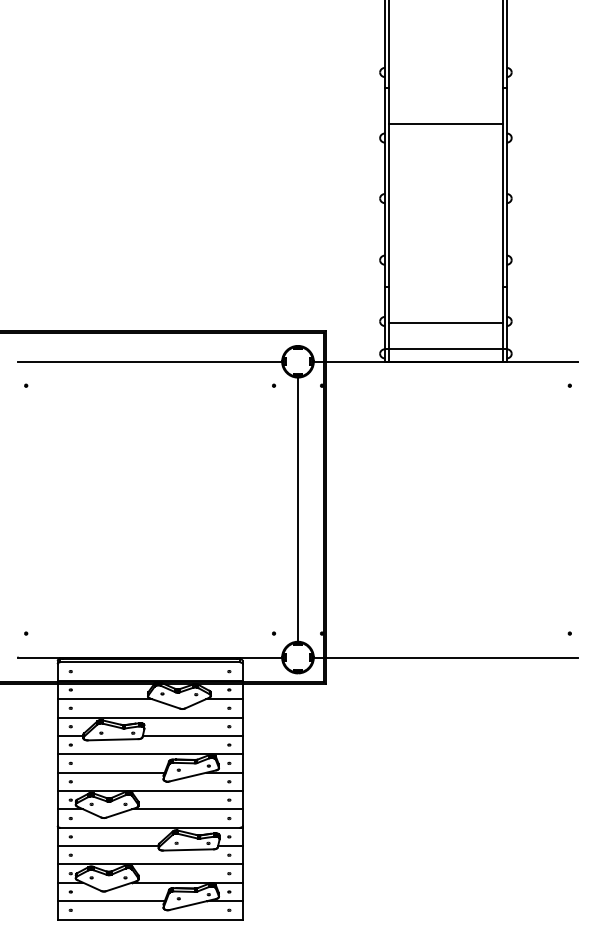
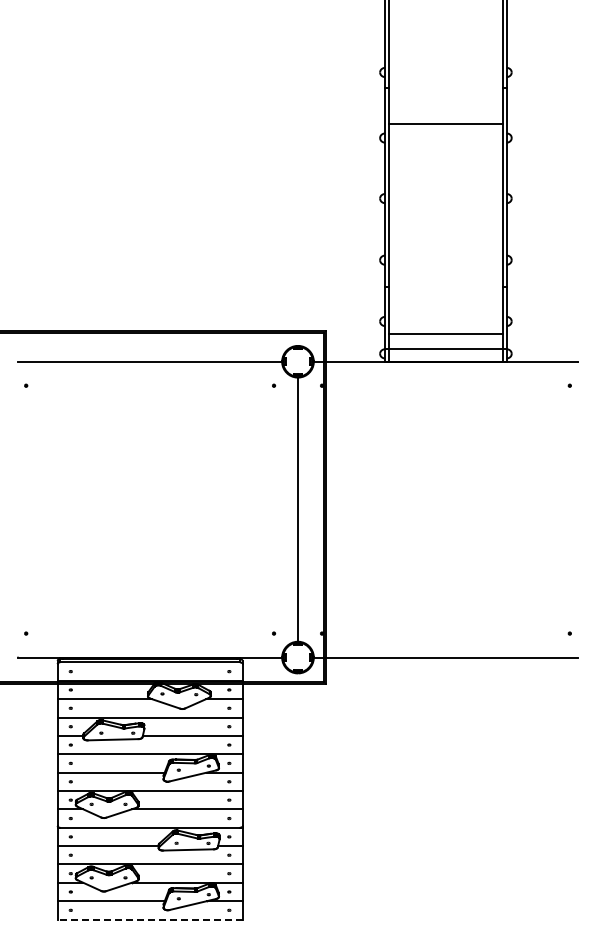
line position: (445, 323) -> (445, 334) (445, 334)
line: solid -> dashed (149, 919)
